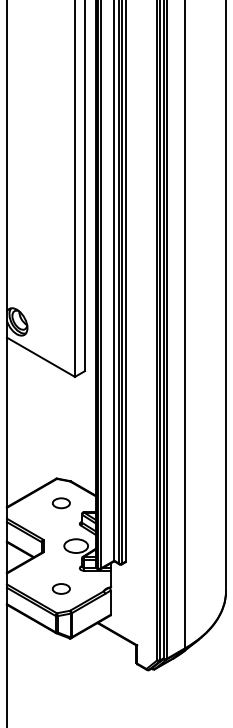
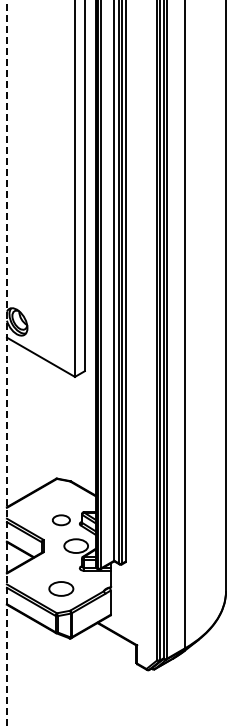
line: solid -> dashed (6, 364)
part position: (61, 503) -> (61, 520) (61, 520)
part size: 19x12 px -> 27x16 px (61, 588)
